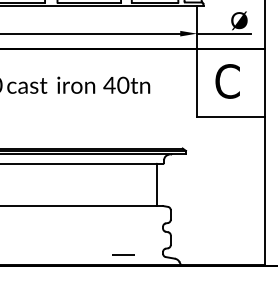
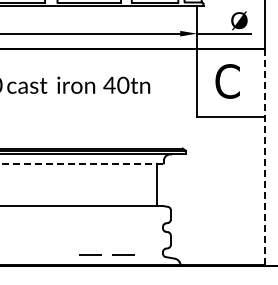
line: solid -> dashed (264, 157)
line: solid -> dashed (81, 163)
line: none -> present (90, 254)
